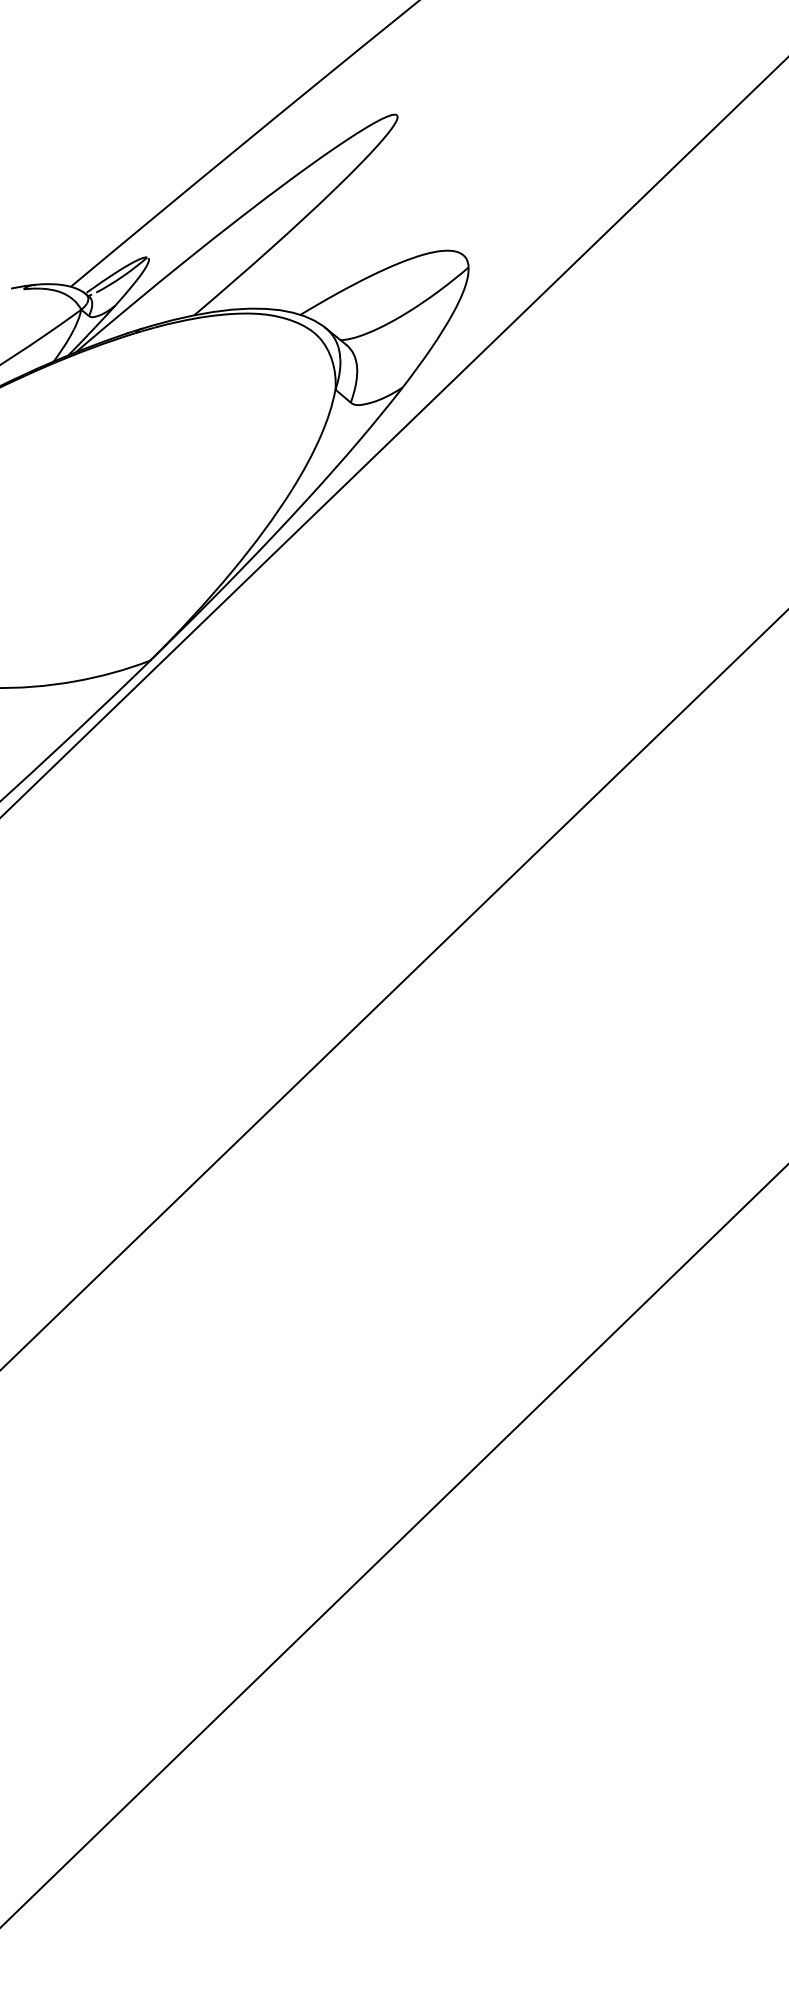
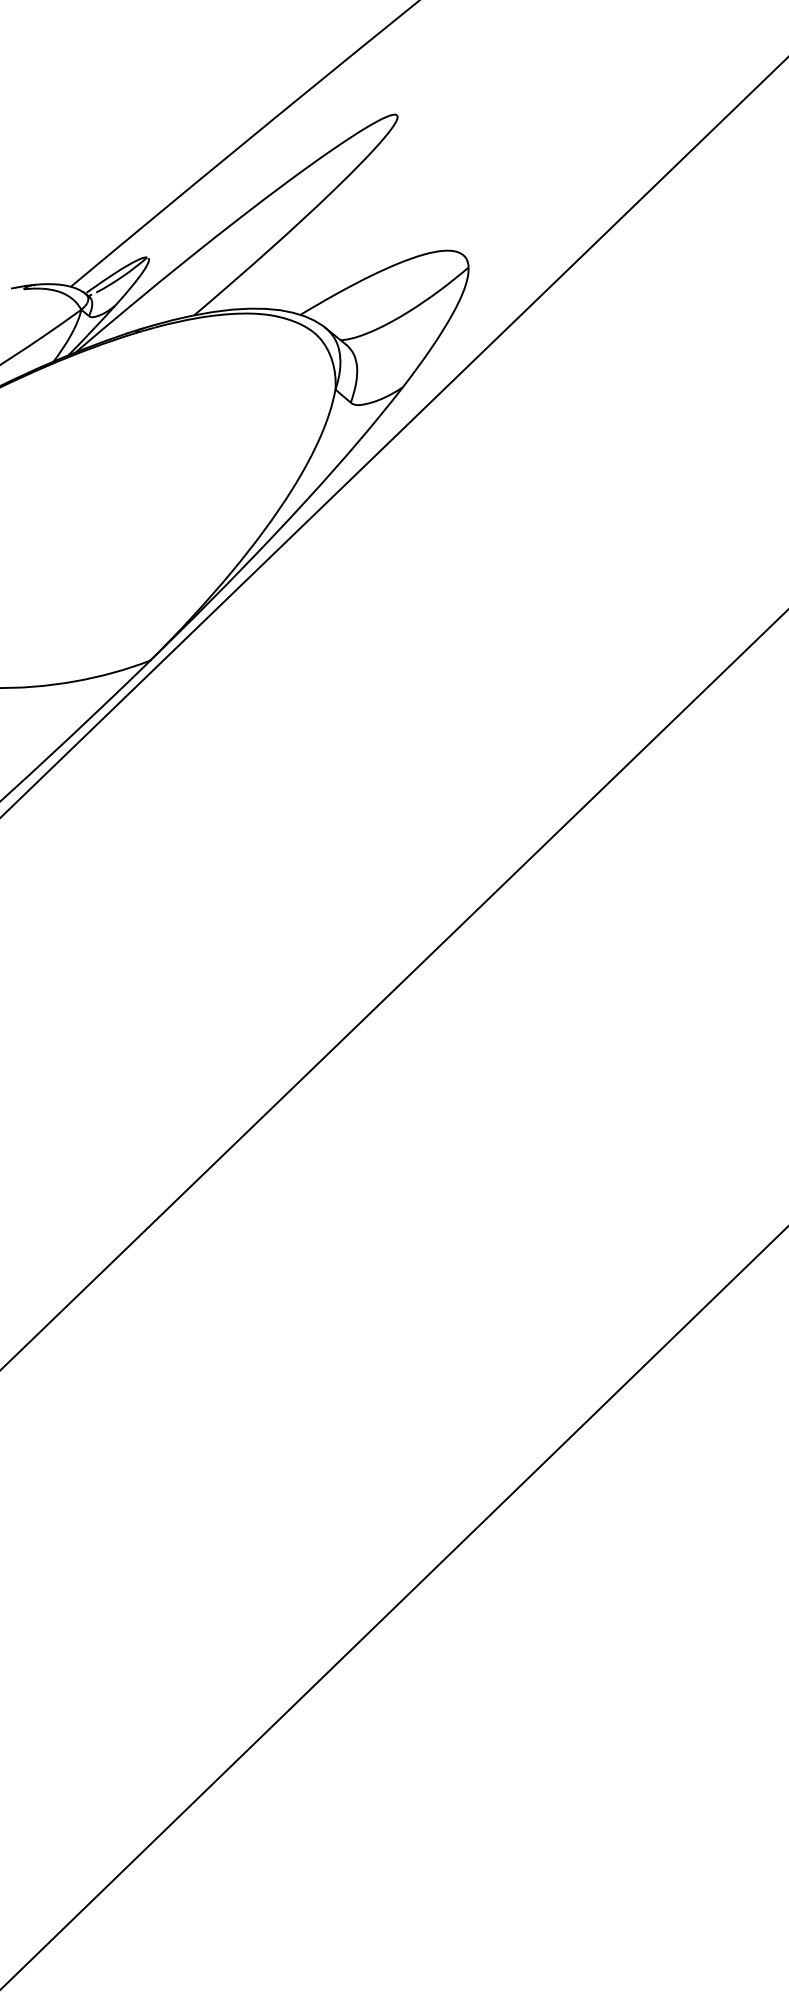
line position: (393, 1546) -> (393, 1608) (393, 1608)
